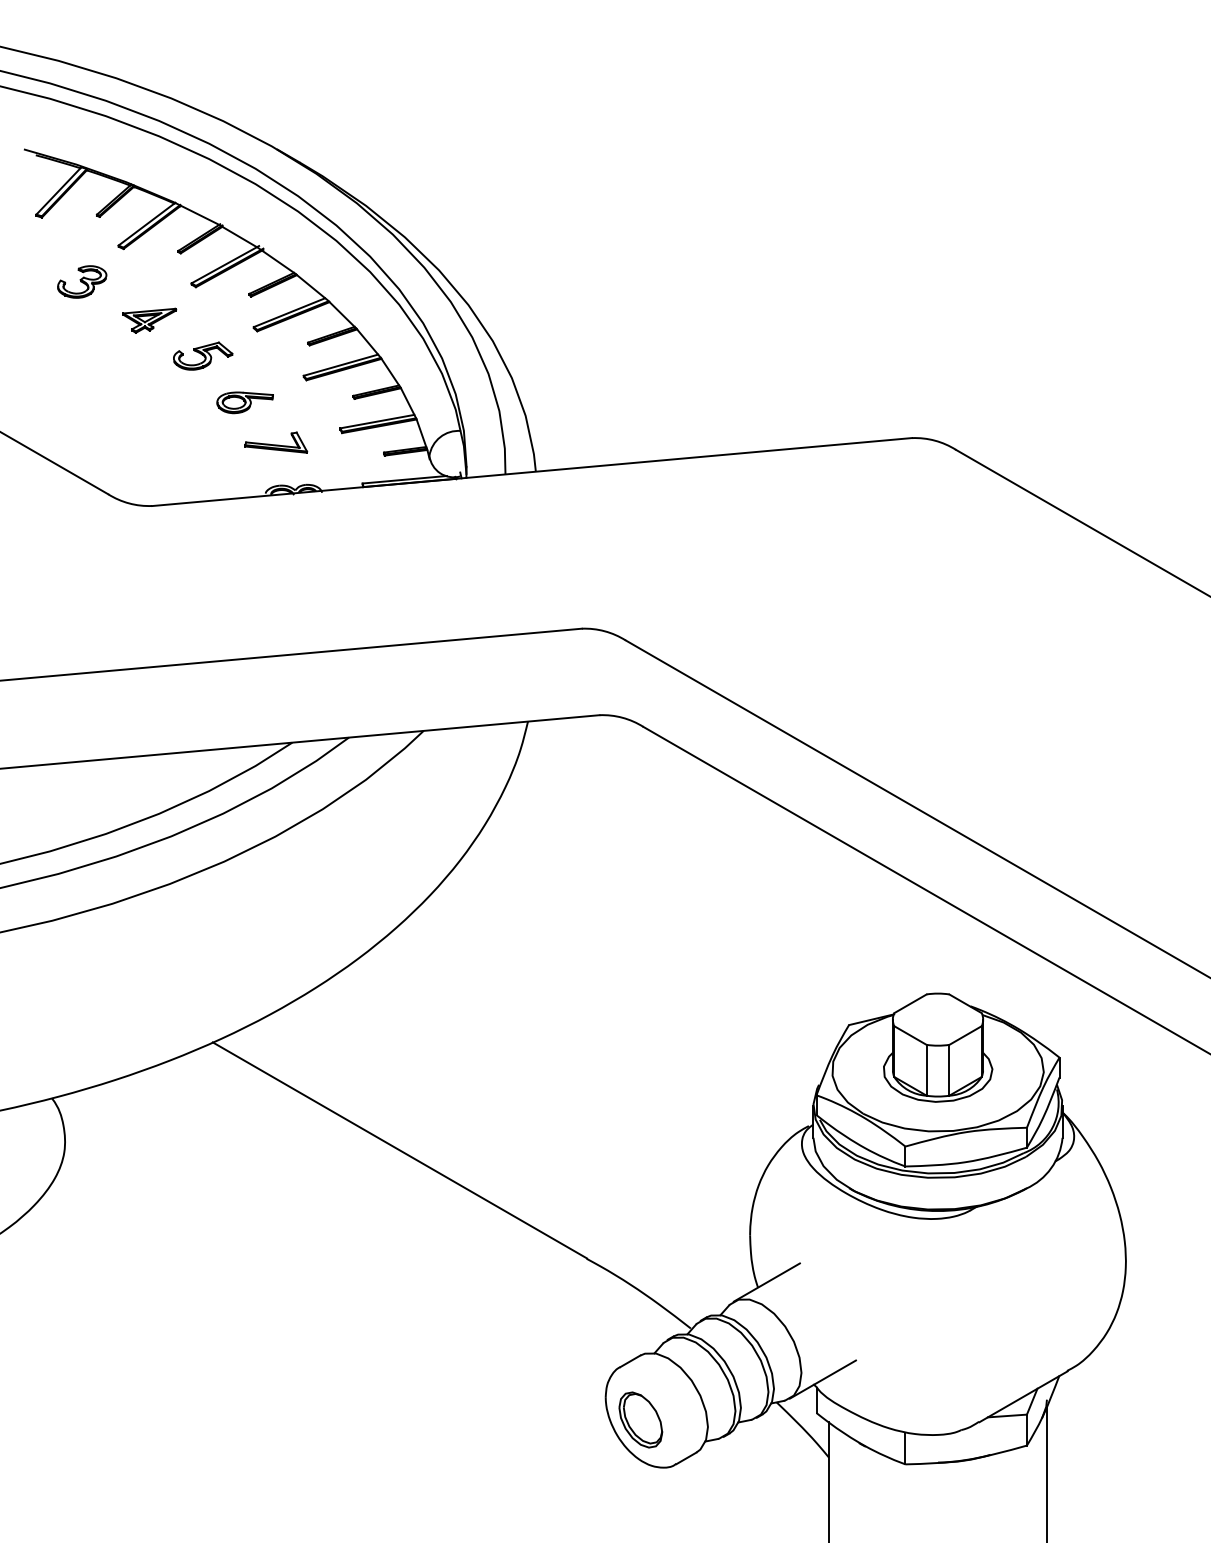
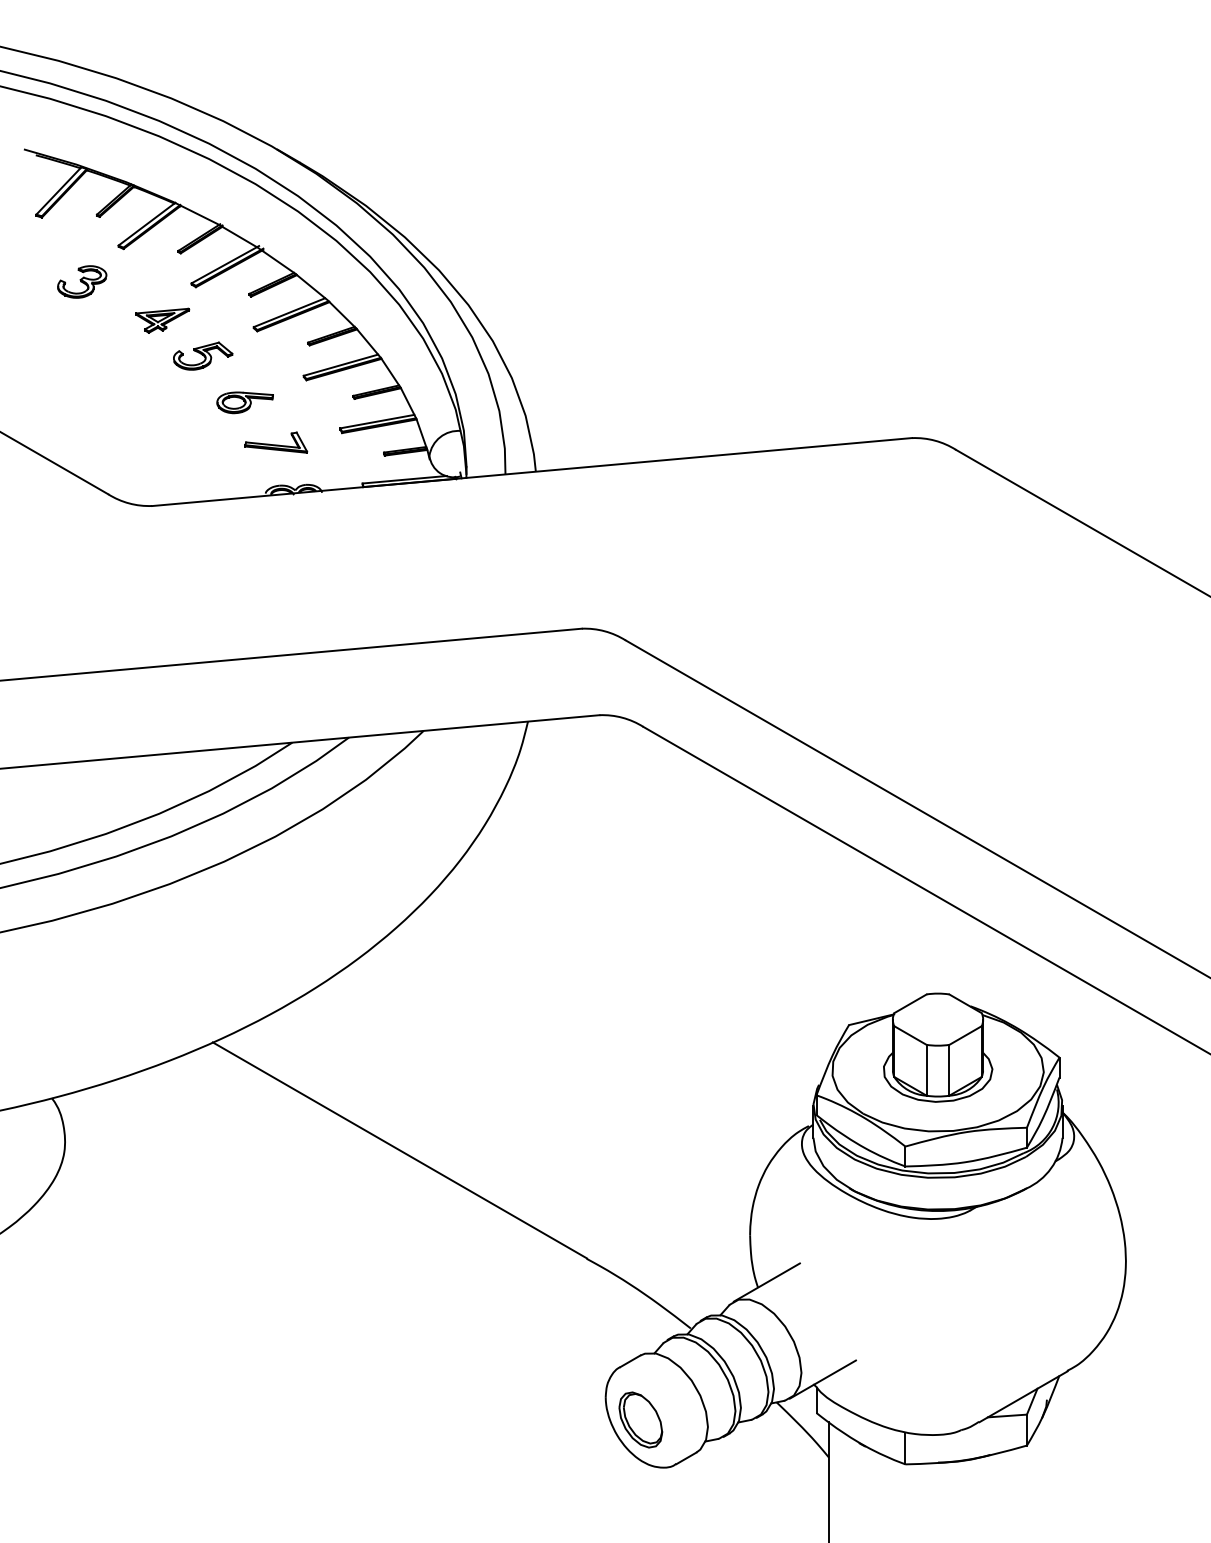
part position: (149, 320) -> (162, 320) (162, 320)
line: present -> none (1046, 1472)
